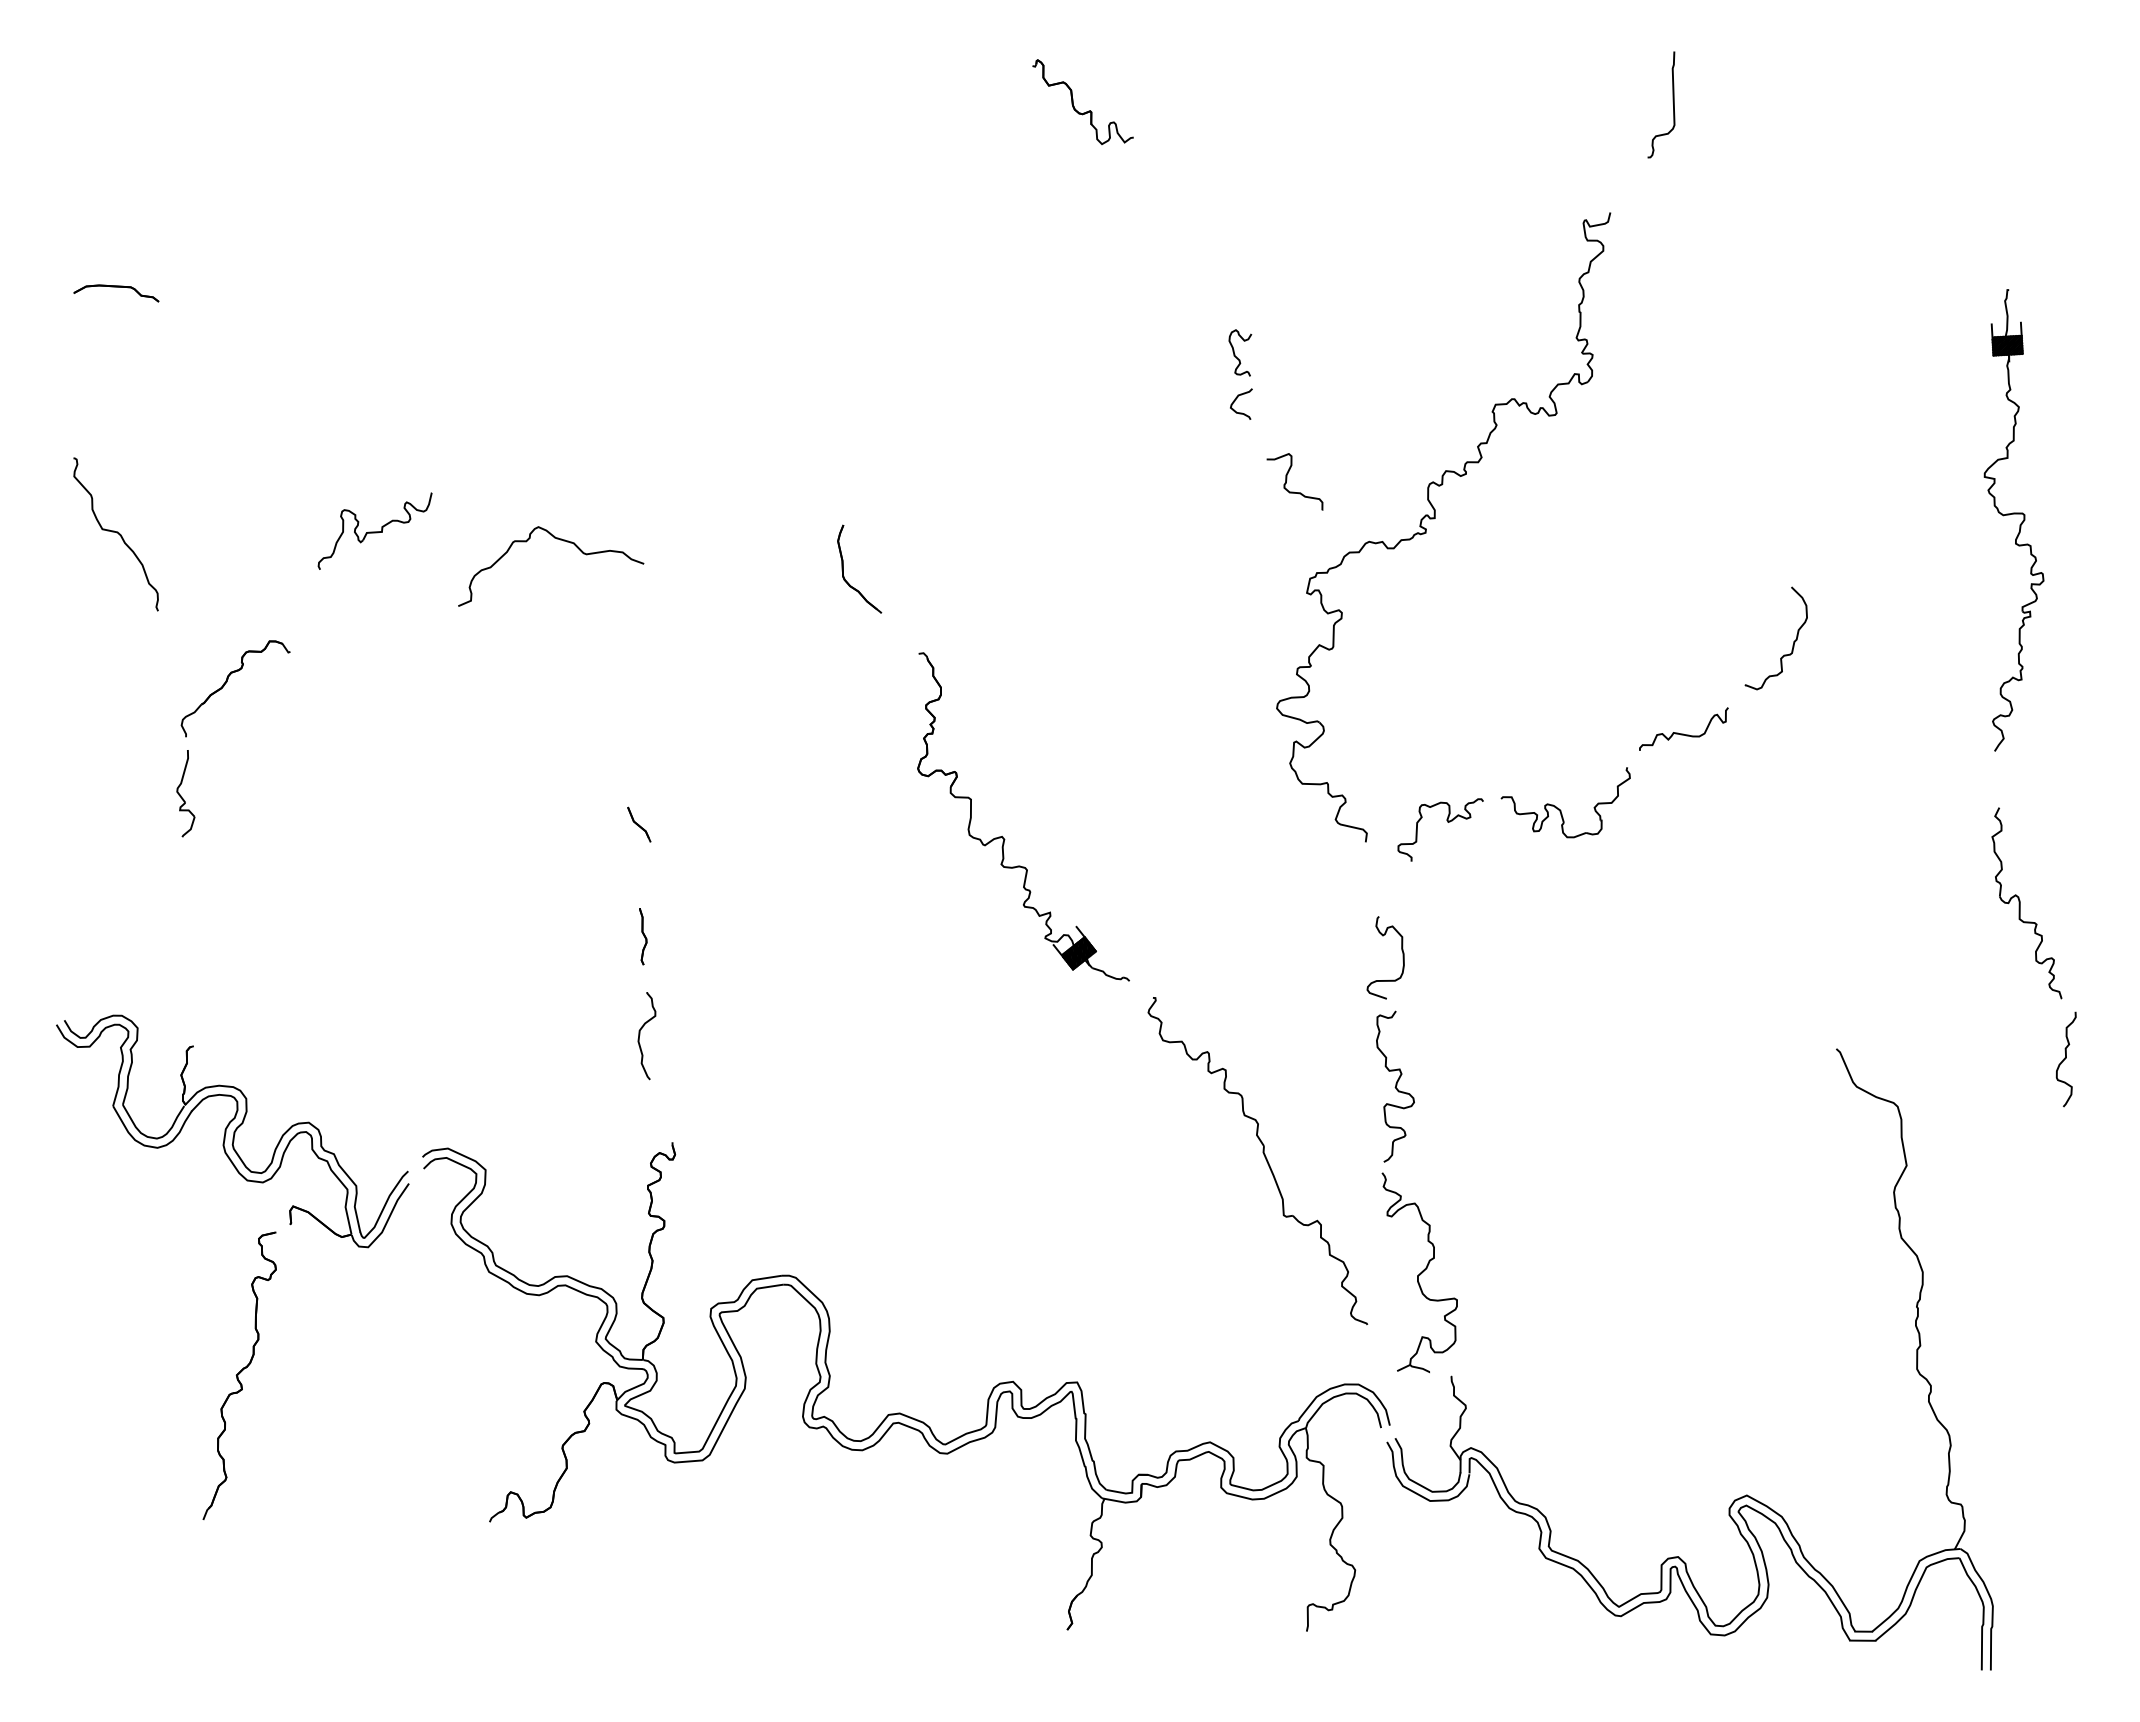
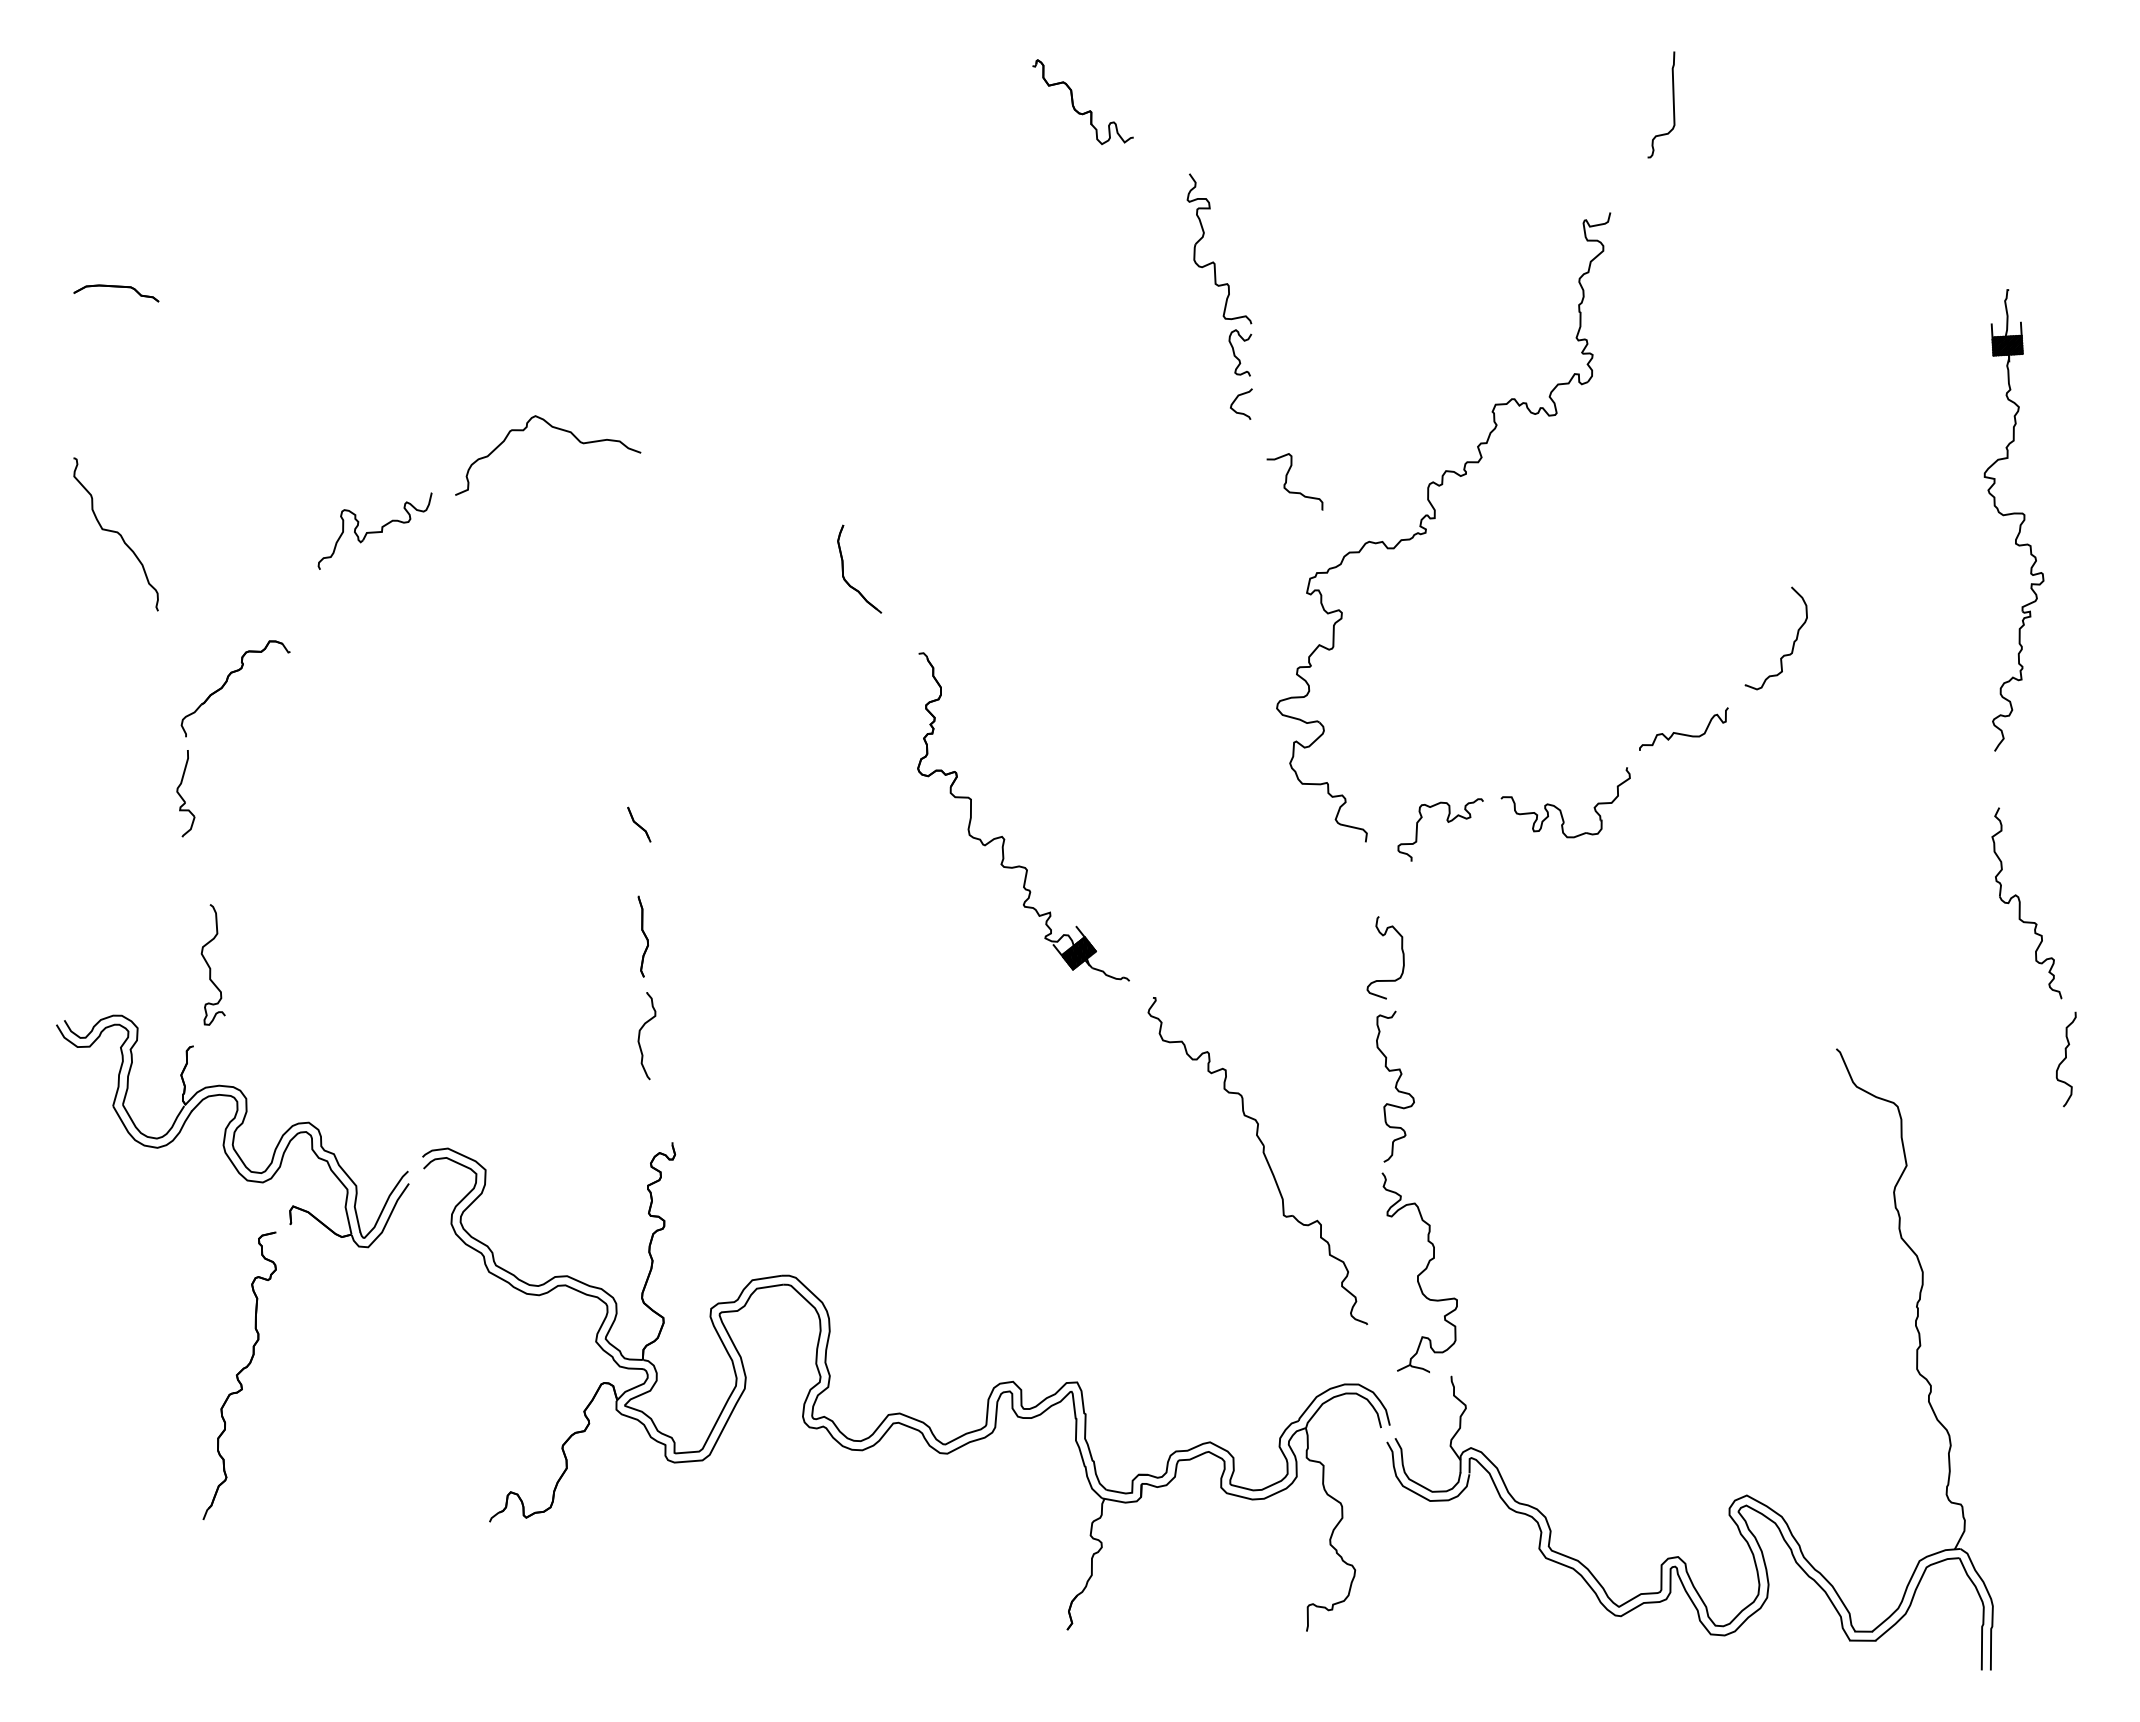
part: none -> present (1213, 261)
curve position: (556, 539) -> (553, 428) (553, 428)
part size: 9x58 px -> 12x83 px (642, 936)
curve: none -> present (210, 966)
